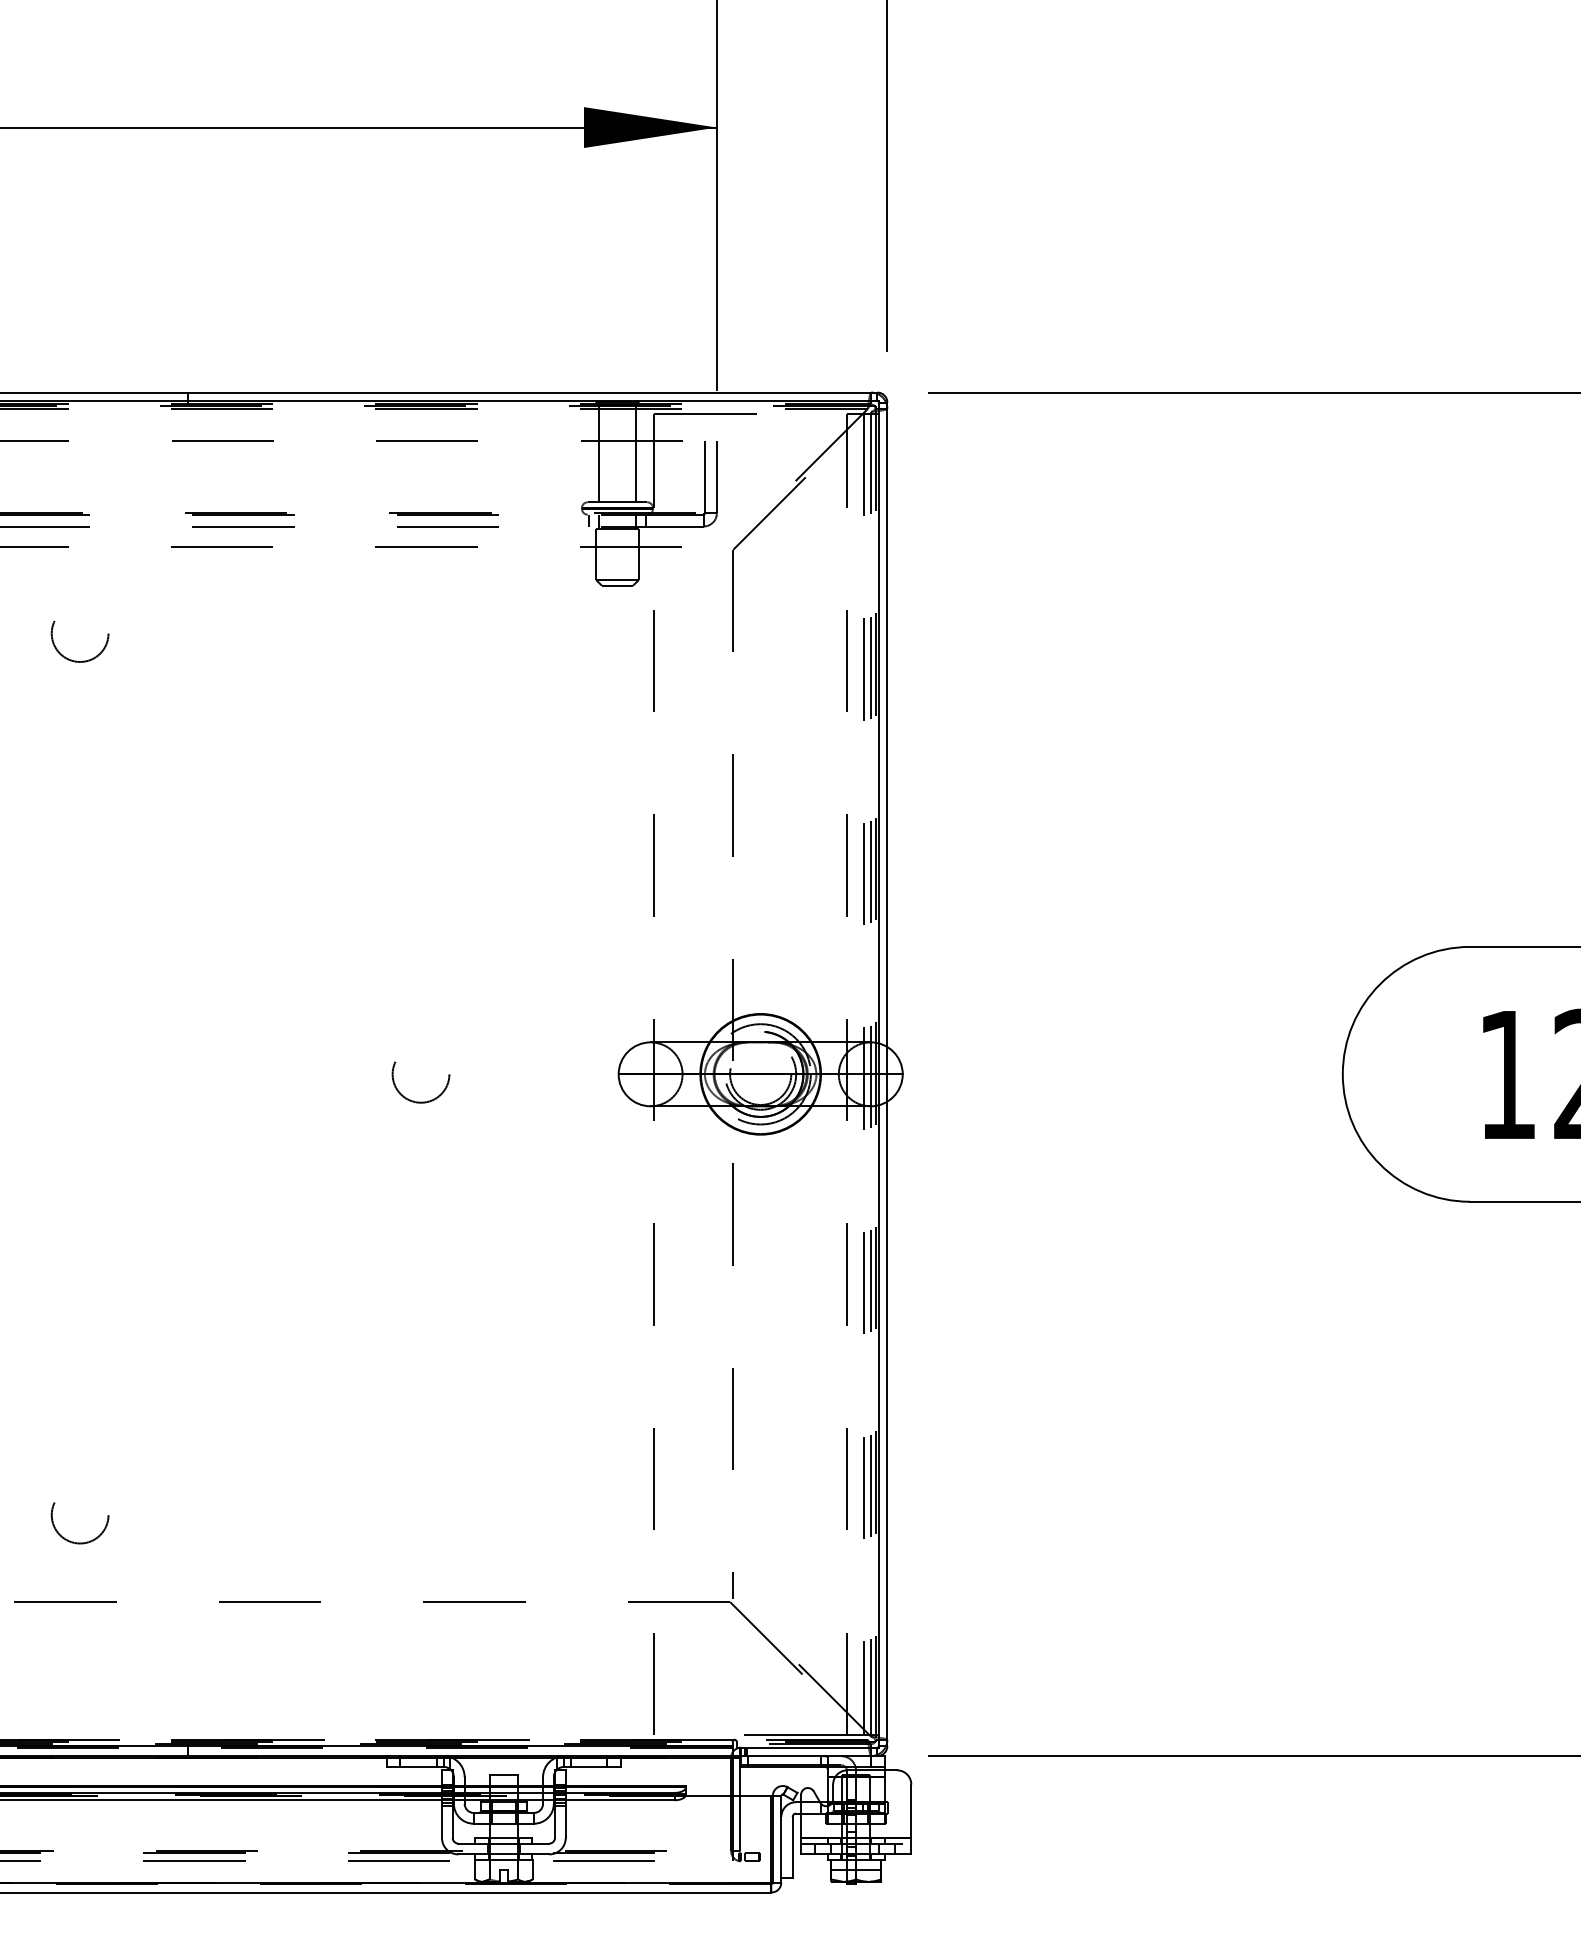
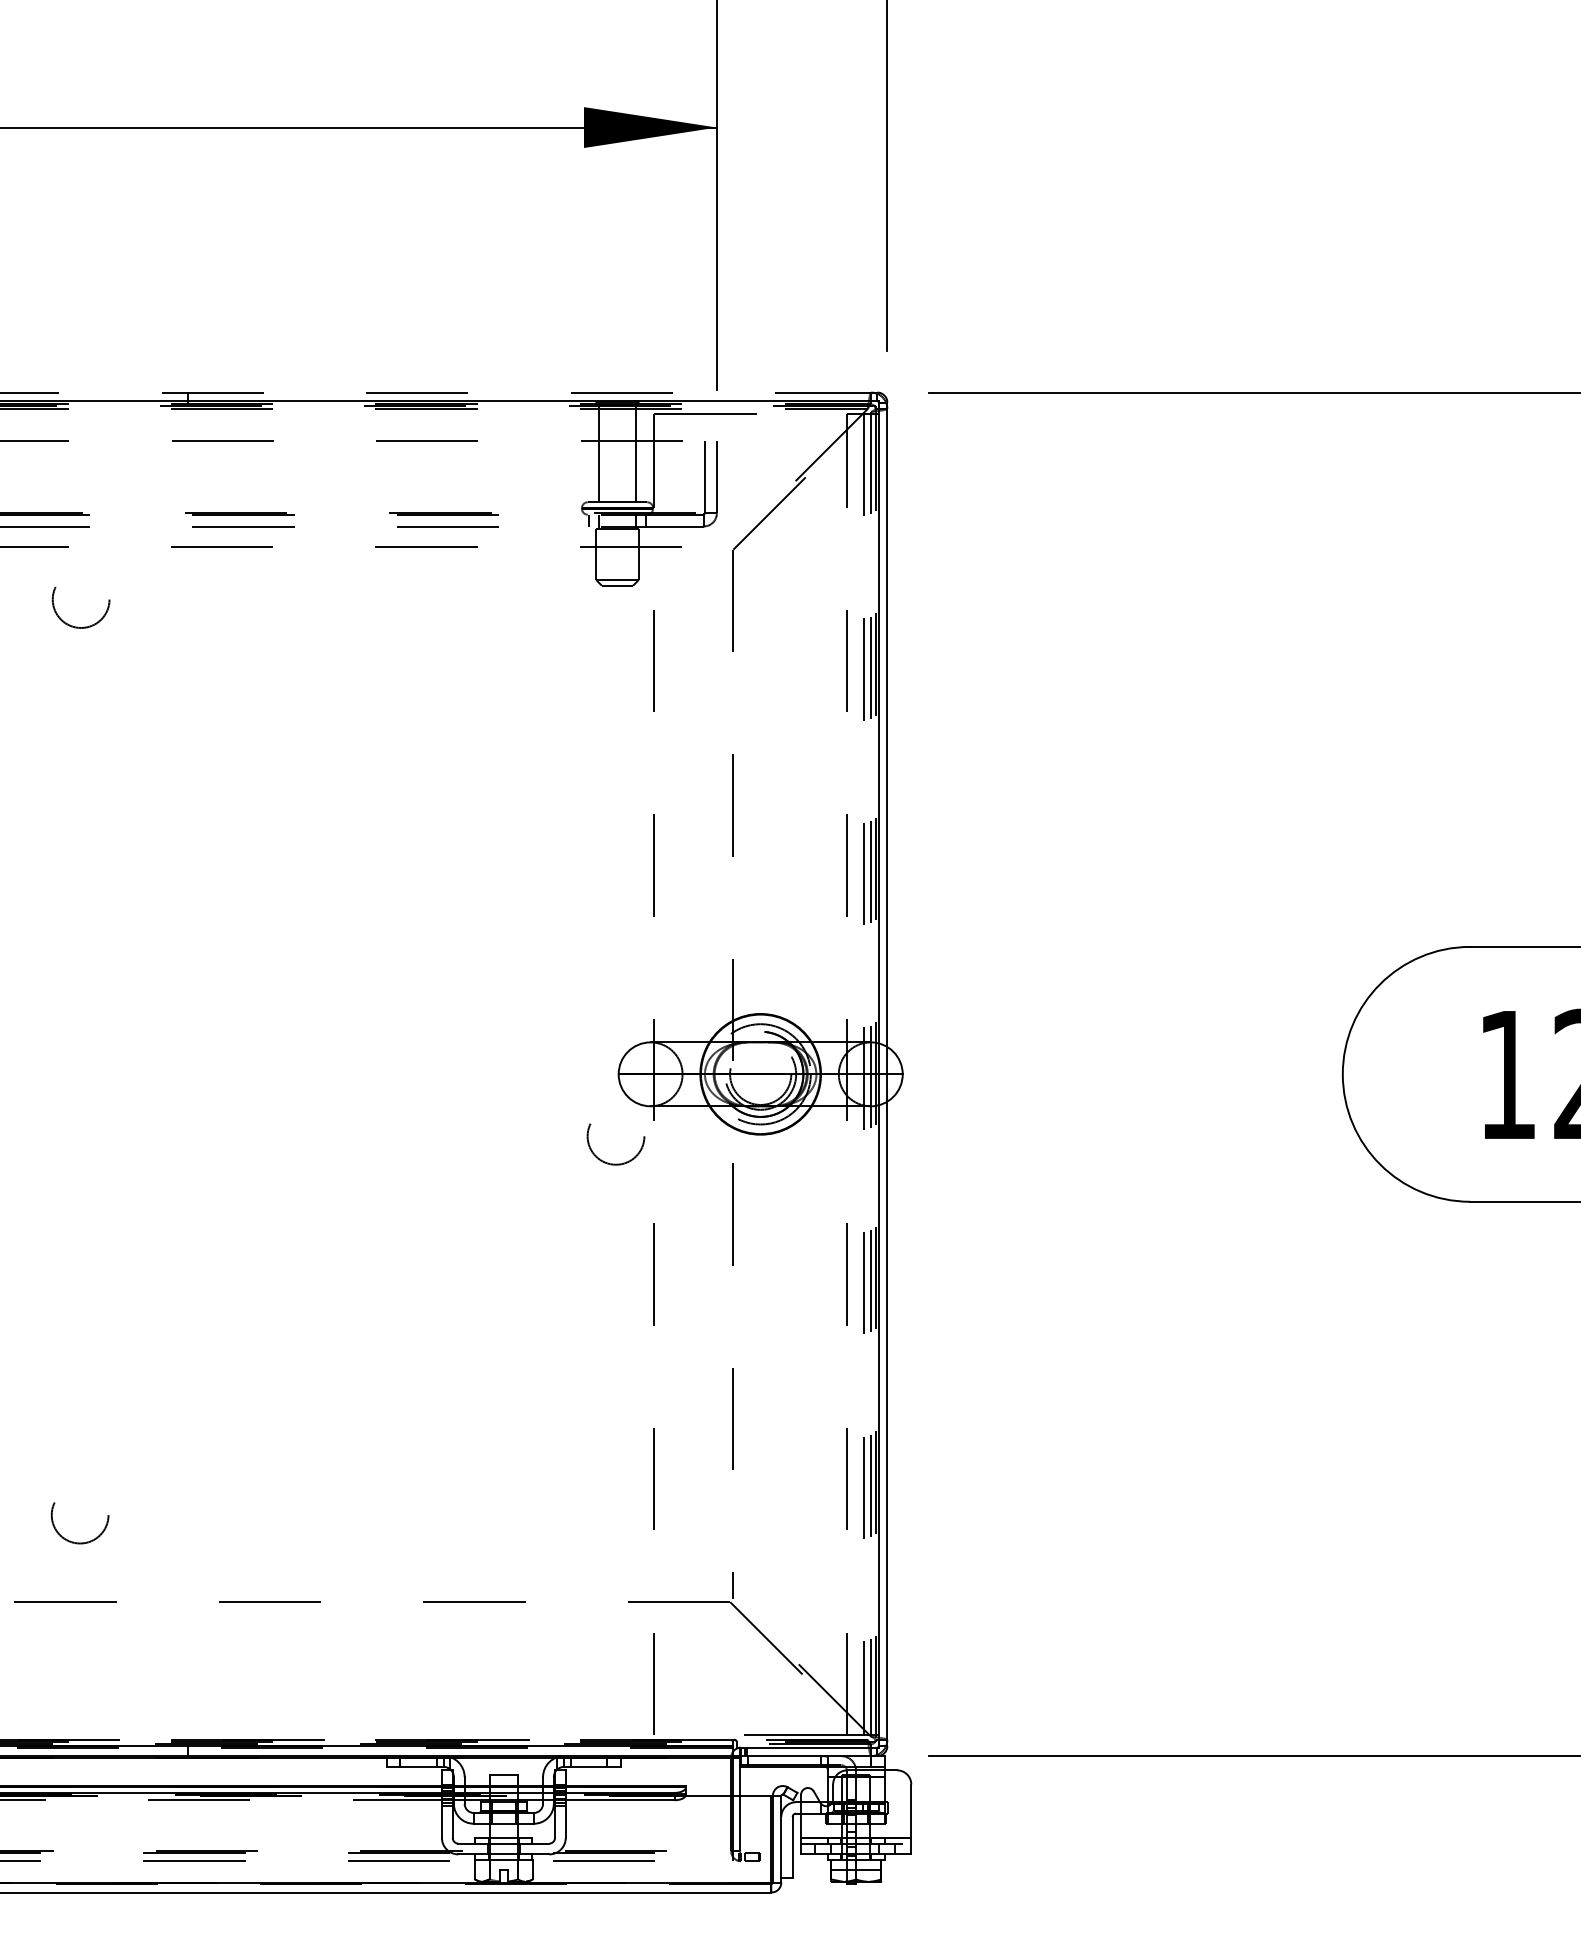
line: solid -> dashed (438, 392)
circle position: (79, 641) -> (80, 607) (80, 607)
circle position: (420, 1082) -> (615, 1144) (615, 1144)
line: solid -> dashed (220, 1800)
